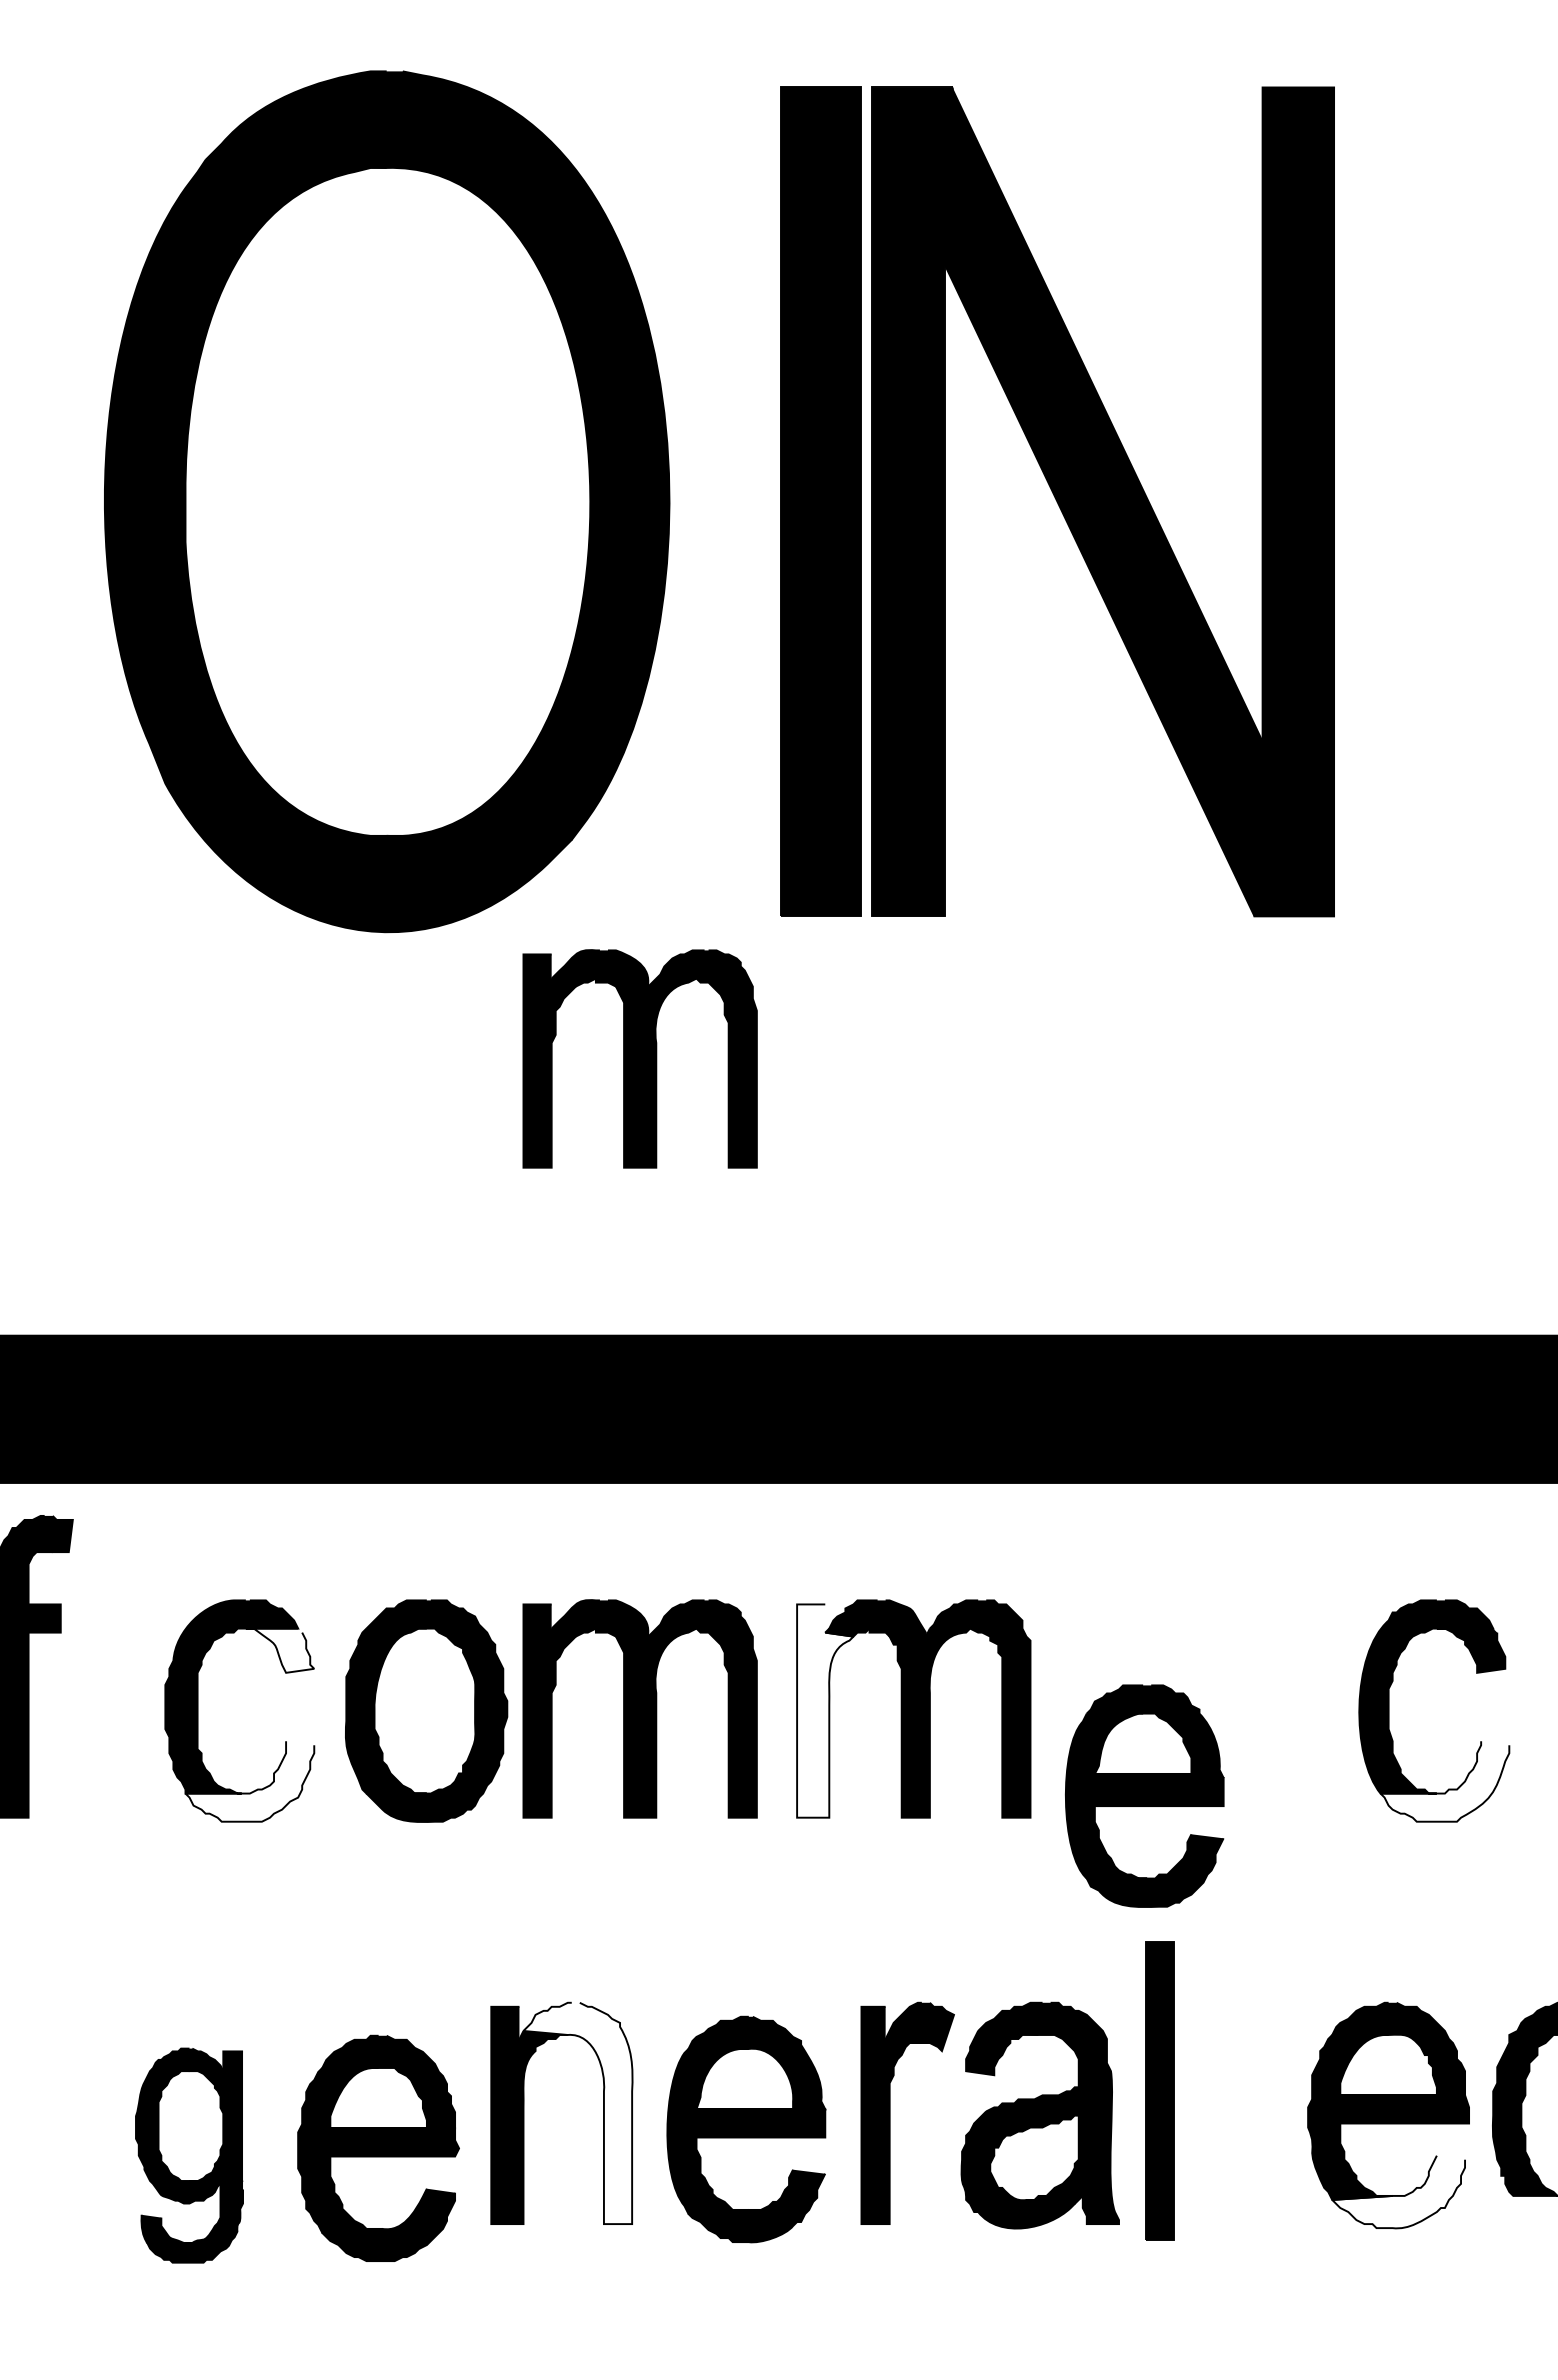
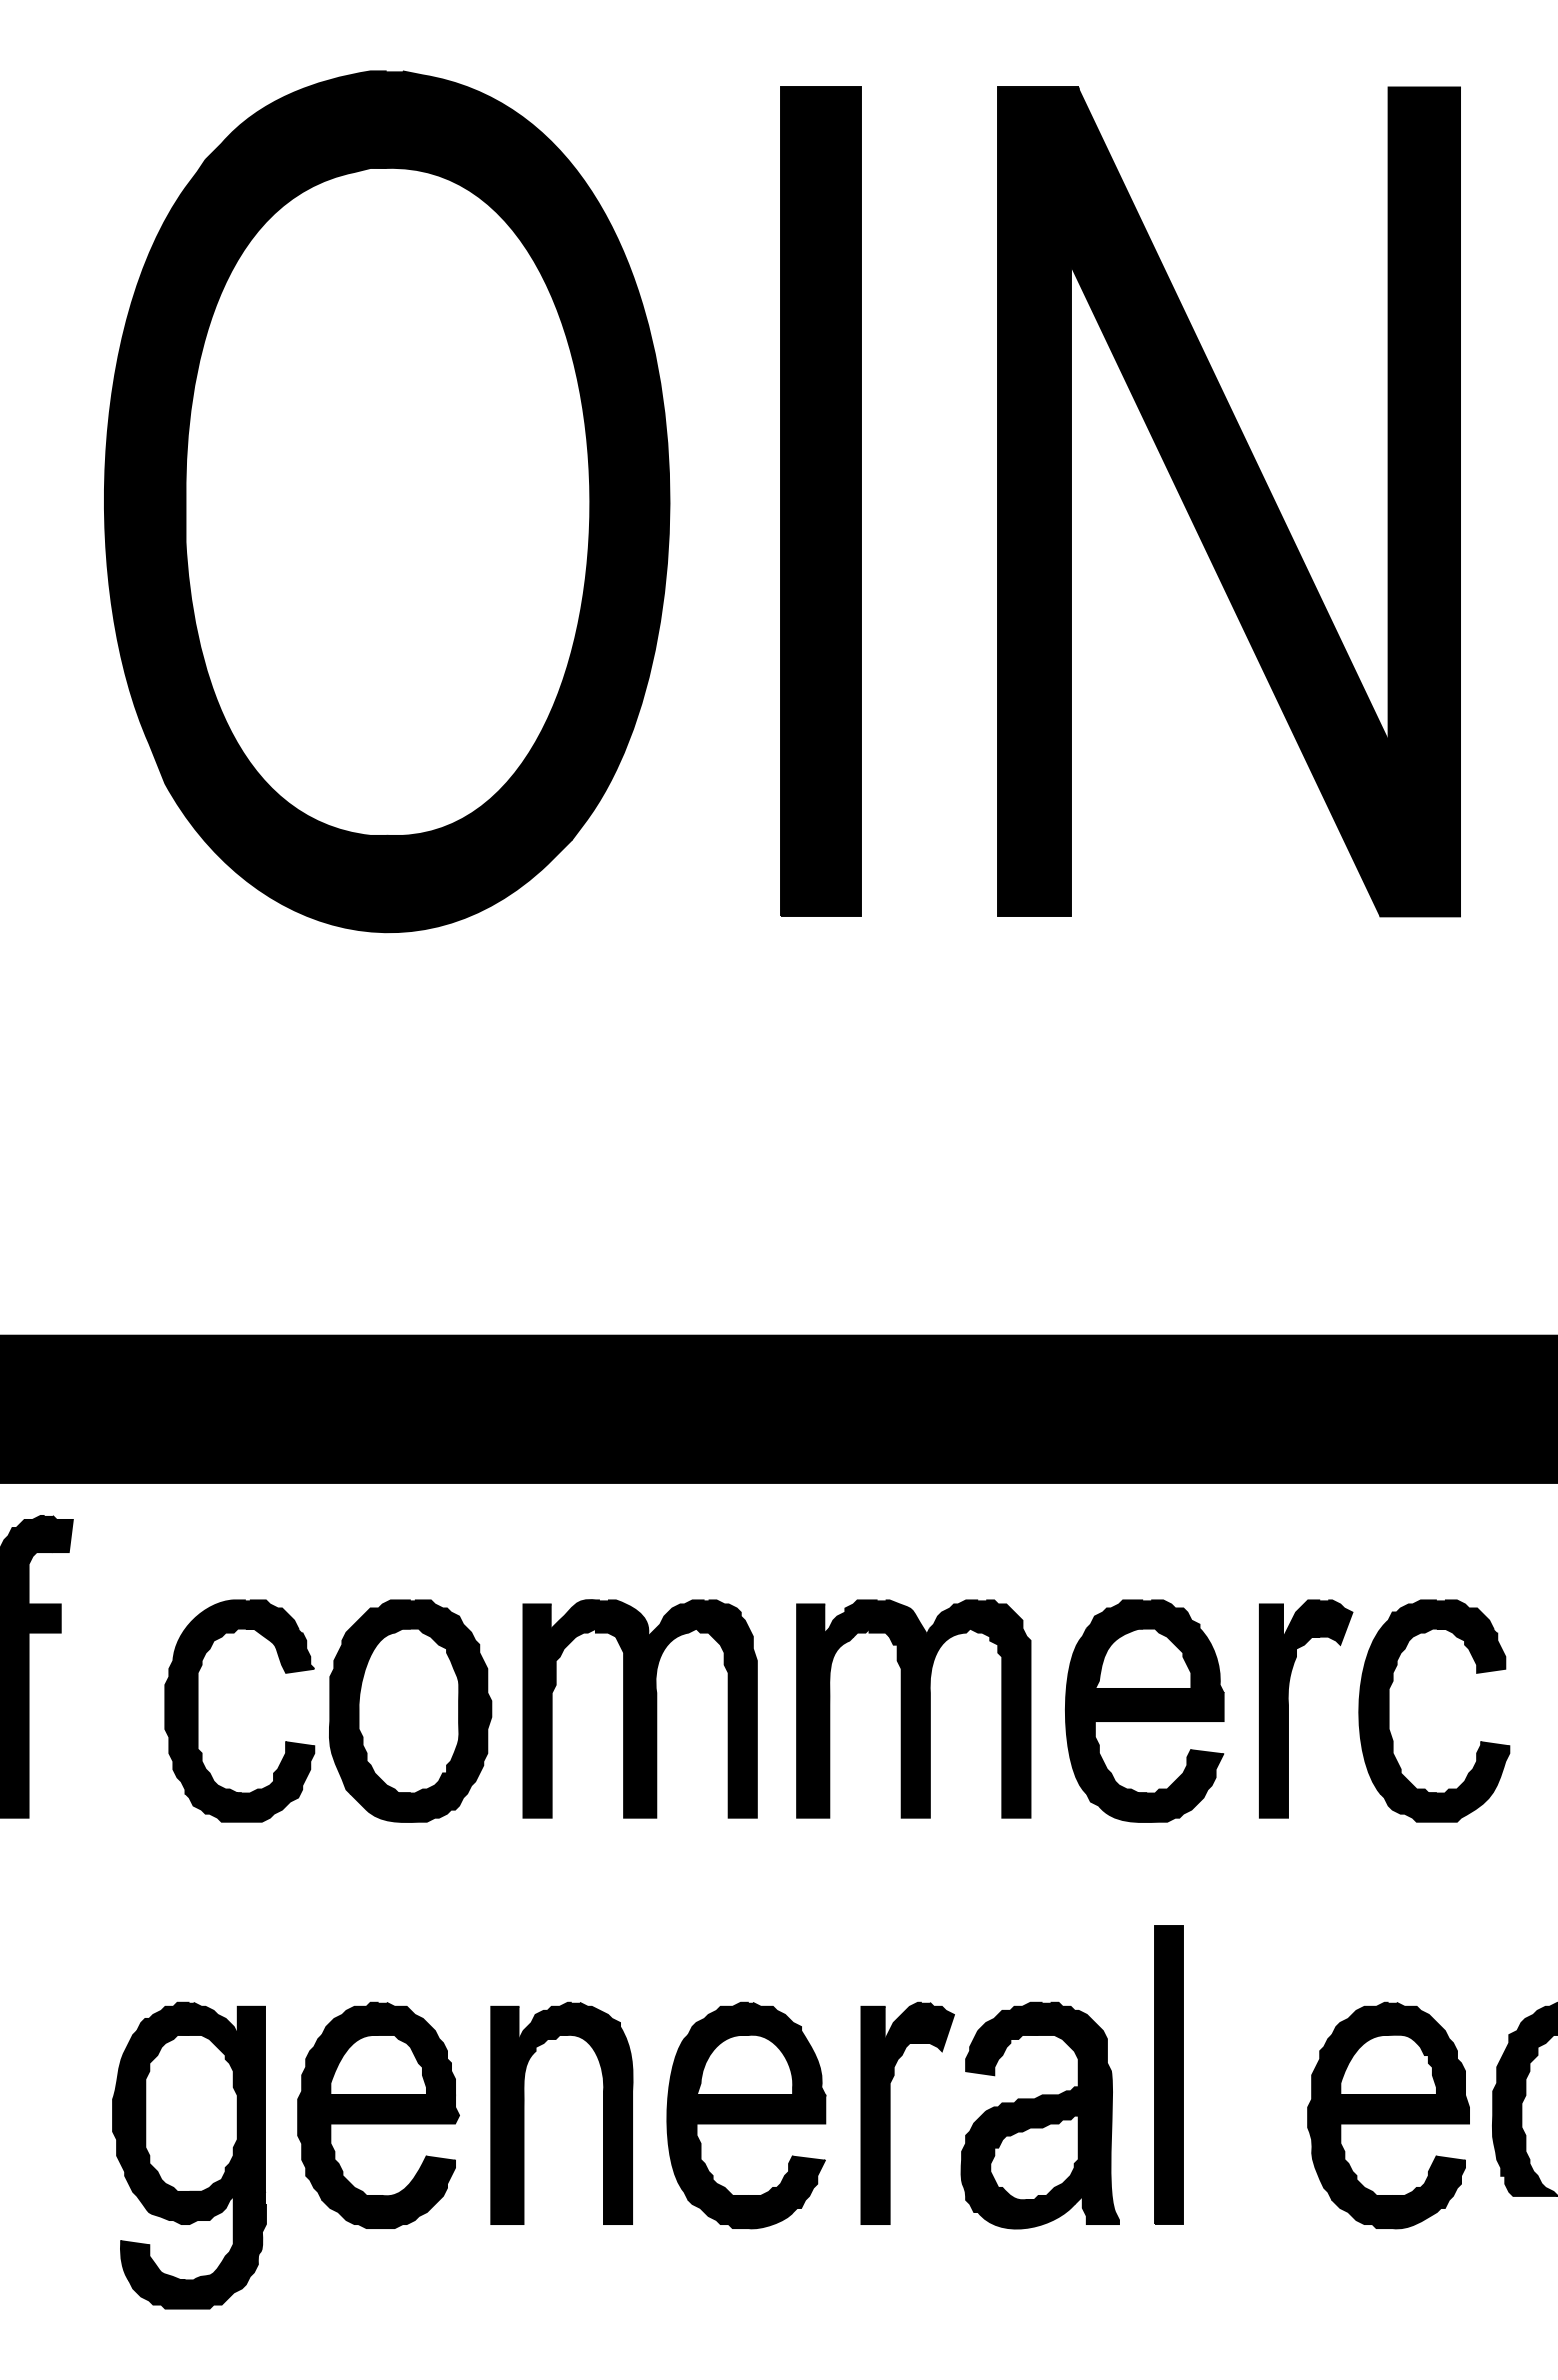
part position: (1102, 501) -> (1228, 501) (1228, 501)
part: present -> none (639, 1058)
fill: none -> present (279, 1650)
part: none -> present (1288, 1708)
part position: (426, 1710) -> (410, 1710) (410, 1710)
fill: none -> present (825, 1710)
fill: none -> present (249, 1781)
fill: none -> present (1444, 1781)
part position: (1144, 1795) -> (1144, 1710) (1144, 1710)
part position: (1159, 2090) -> (1168, 2074) (1168, 2074)
fill: none -> present (577, 2113)
part position: (746, 2129) -> (746, 2115) (746, 2115)
part position: (378, 2147) -> (378, 2114) (378, 2114)
part size: 109x217 px -> 155x309 px (189, 2155)
fill: none -> present (1398, 2191)
